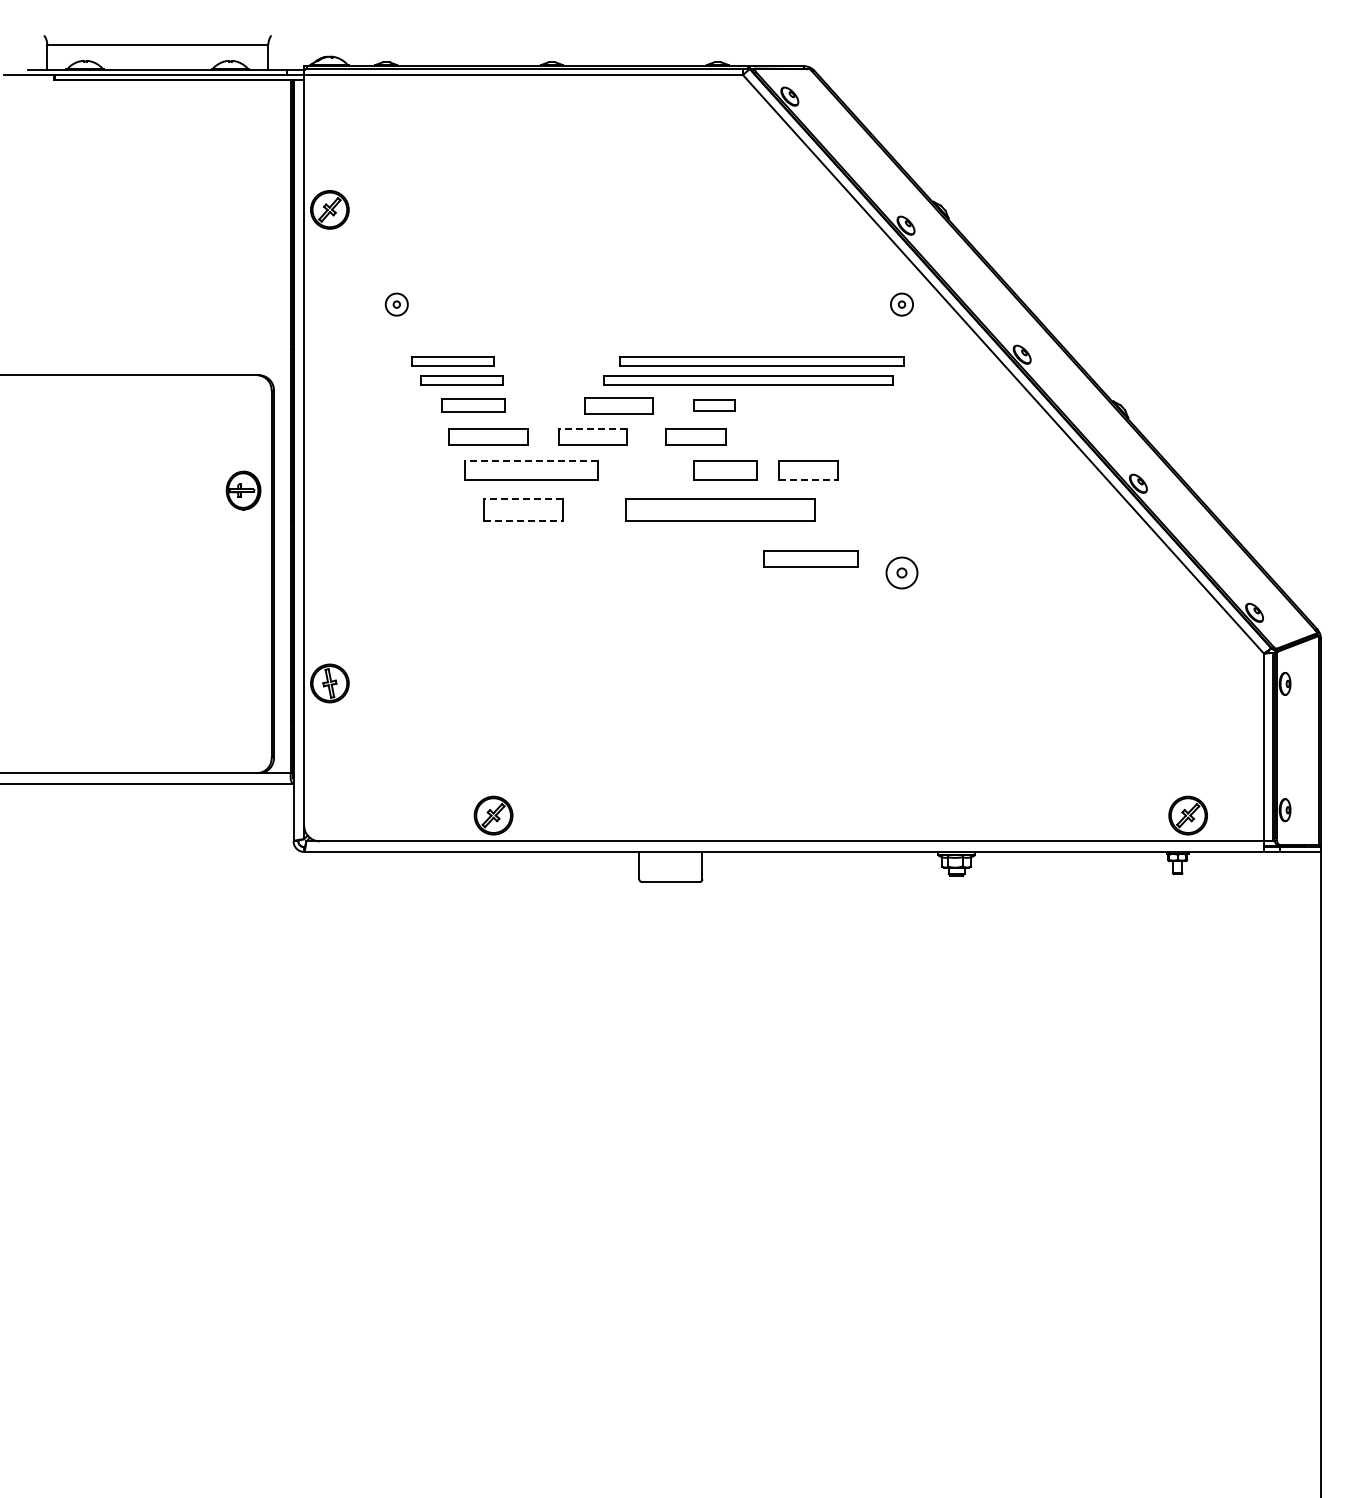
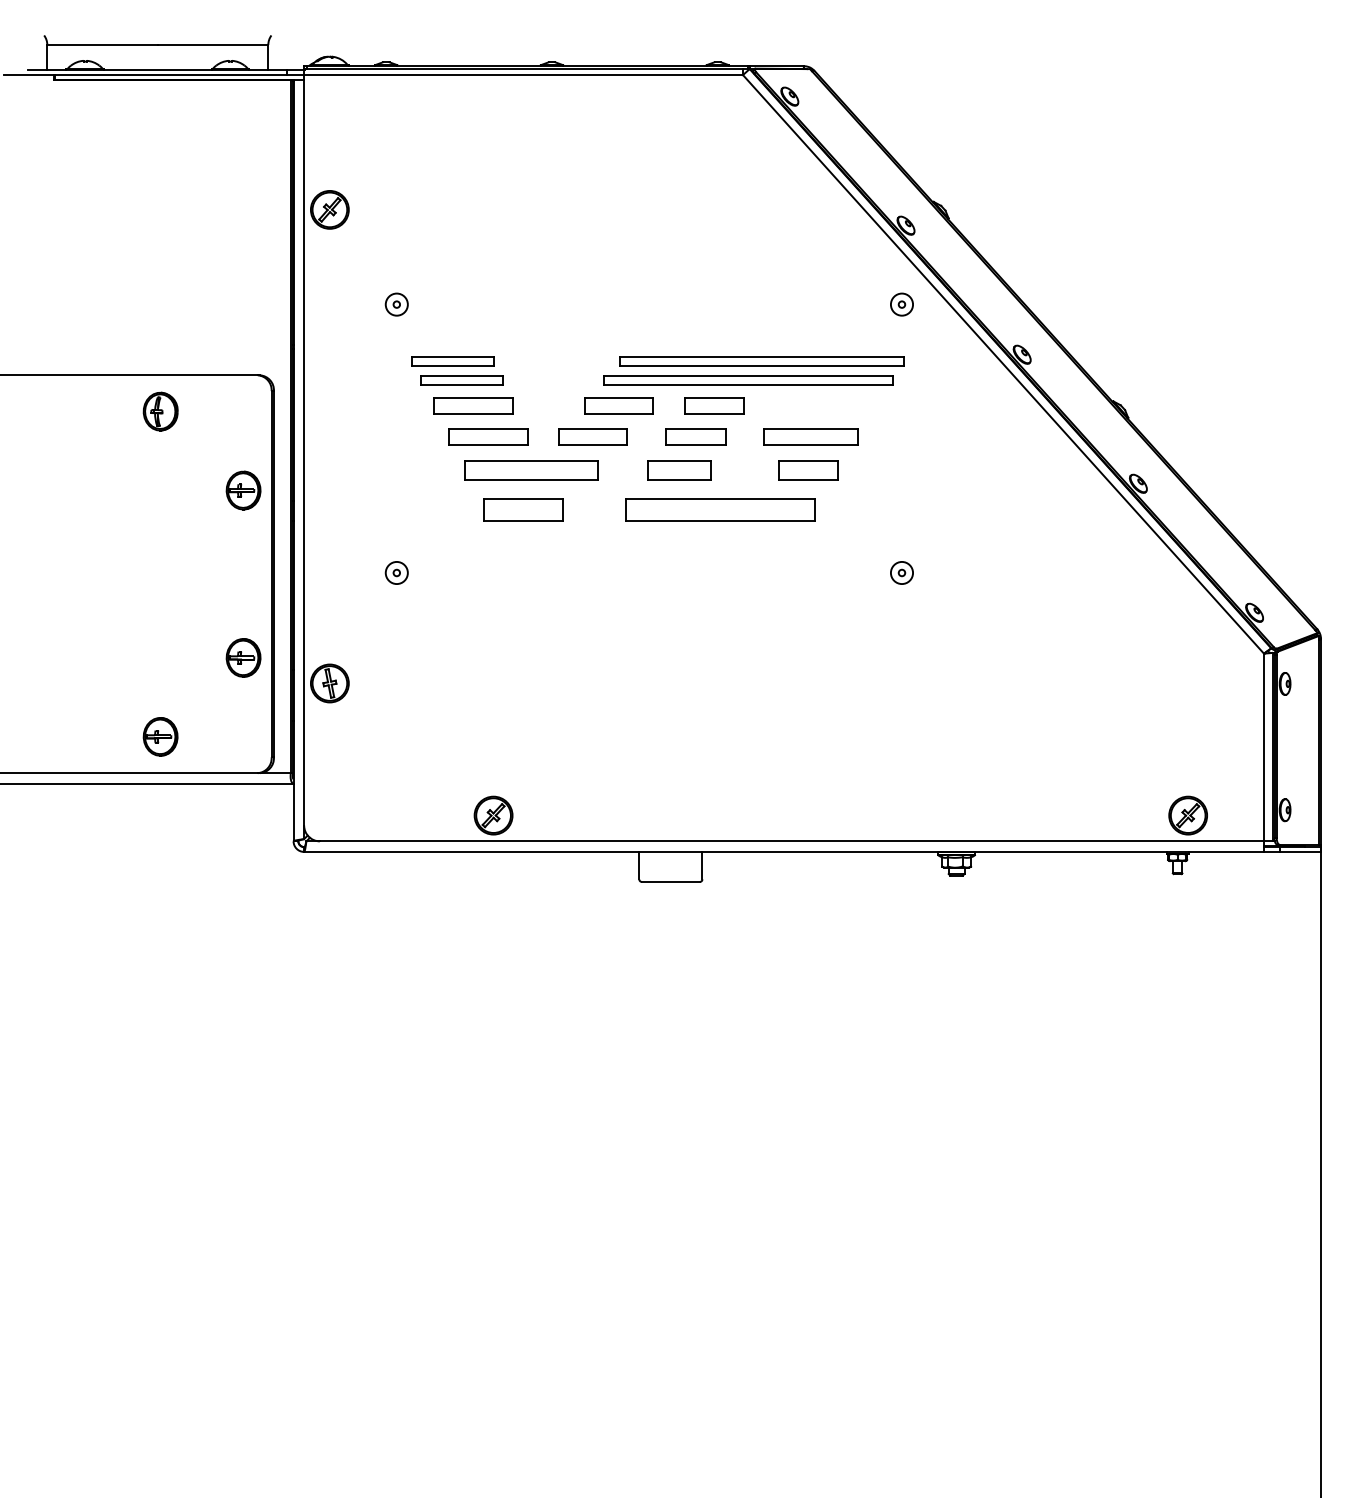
part size: 65x15 px -> 81x18 px (473, 405)
part size: 43x13 px -> 61x18 px (714, 405)
part: none -> present (160, 411)
line: dashed -> solid (592, 429)
line: dashed -> solid (530, 460)
part position: (725, 470) -> (679, 470) (679, 470)
line: dashed -> solid (808, 479)
line: dashed -> solid (523, 498)
line: dashed -> solid (524, 520)
part position: (810, 558) -> (810, 436) (810, 436)
part: none -> present (396, 572)
part size: 34x34 px -> 24x24 px (901, 572)
part: none -> present (243, 657)
part: none -> present (160, 736)
